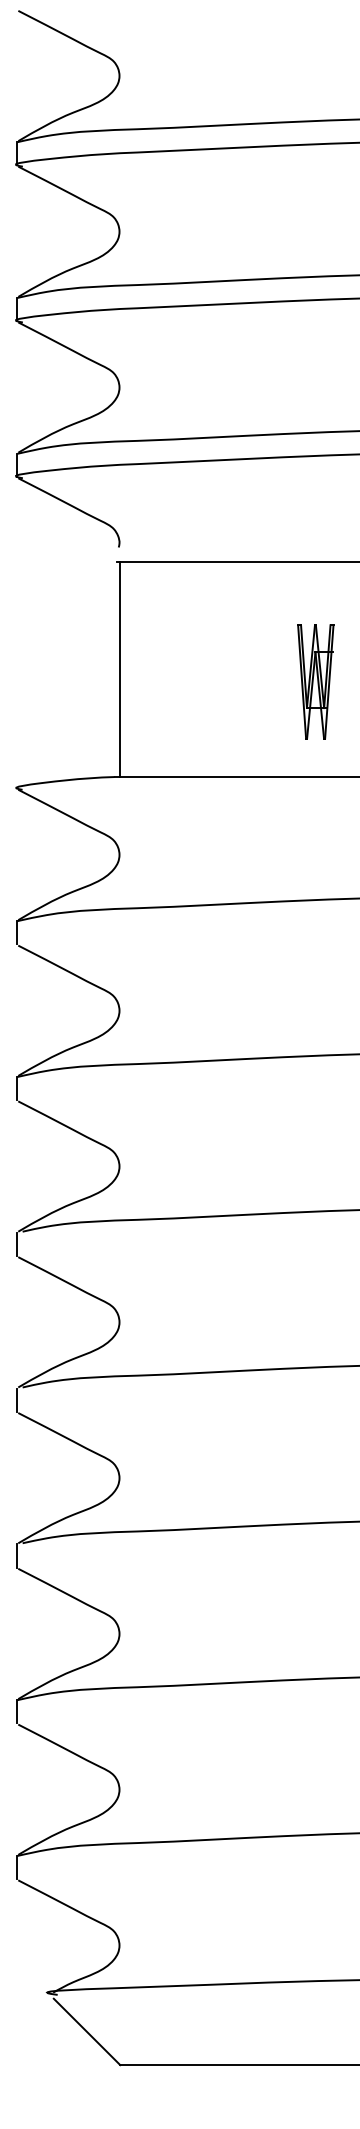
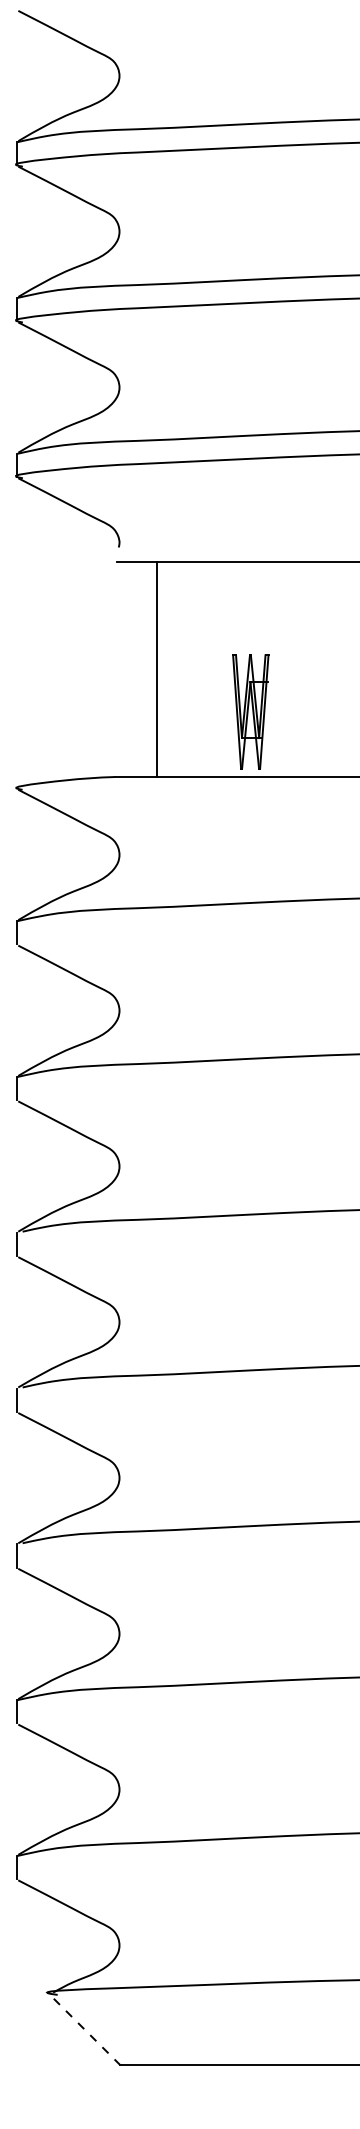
line position: (120, 669) -> (157, 669) (157, 669)
part position: (315, 681) -> (250, 711) (250, 711)
line: solid -> dashed (87, 2031)
